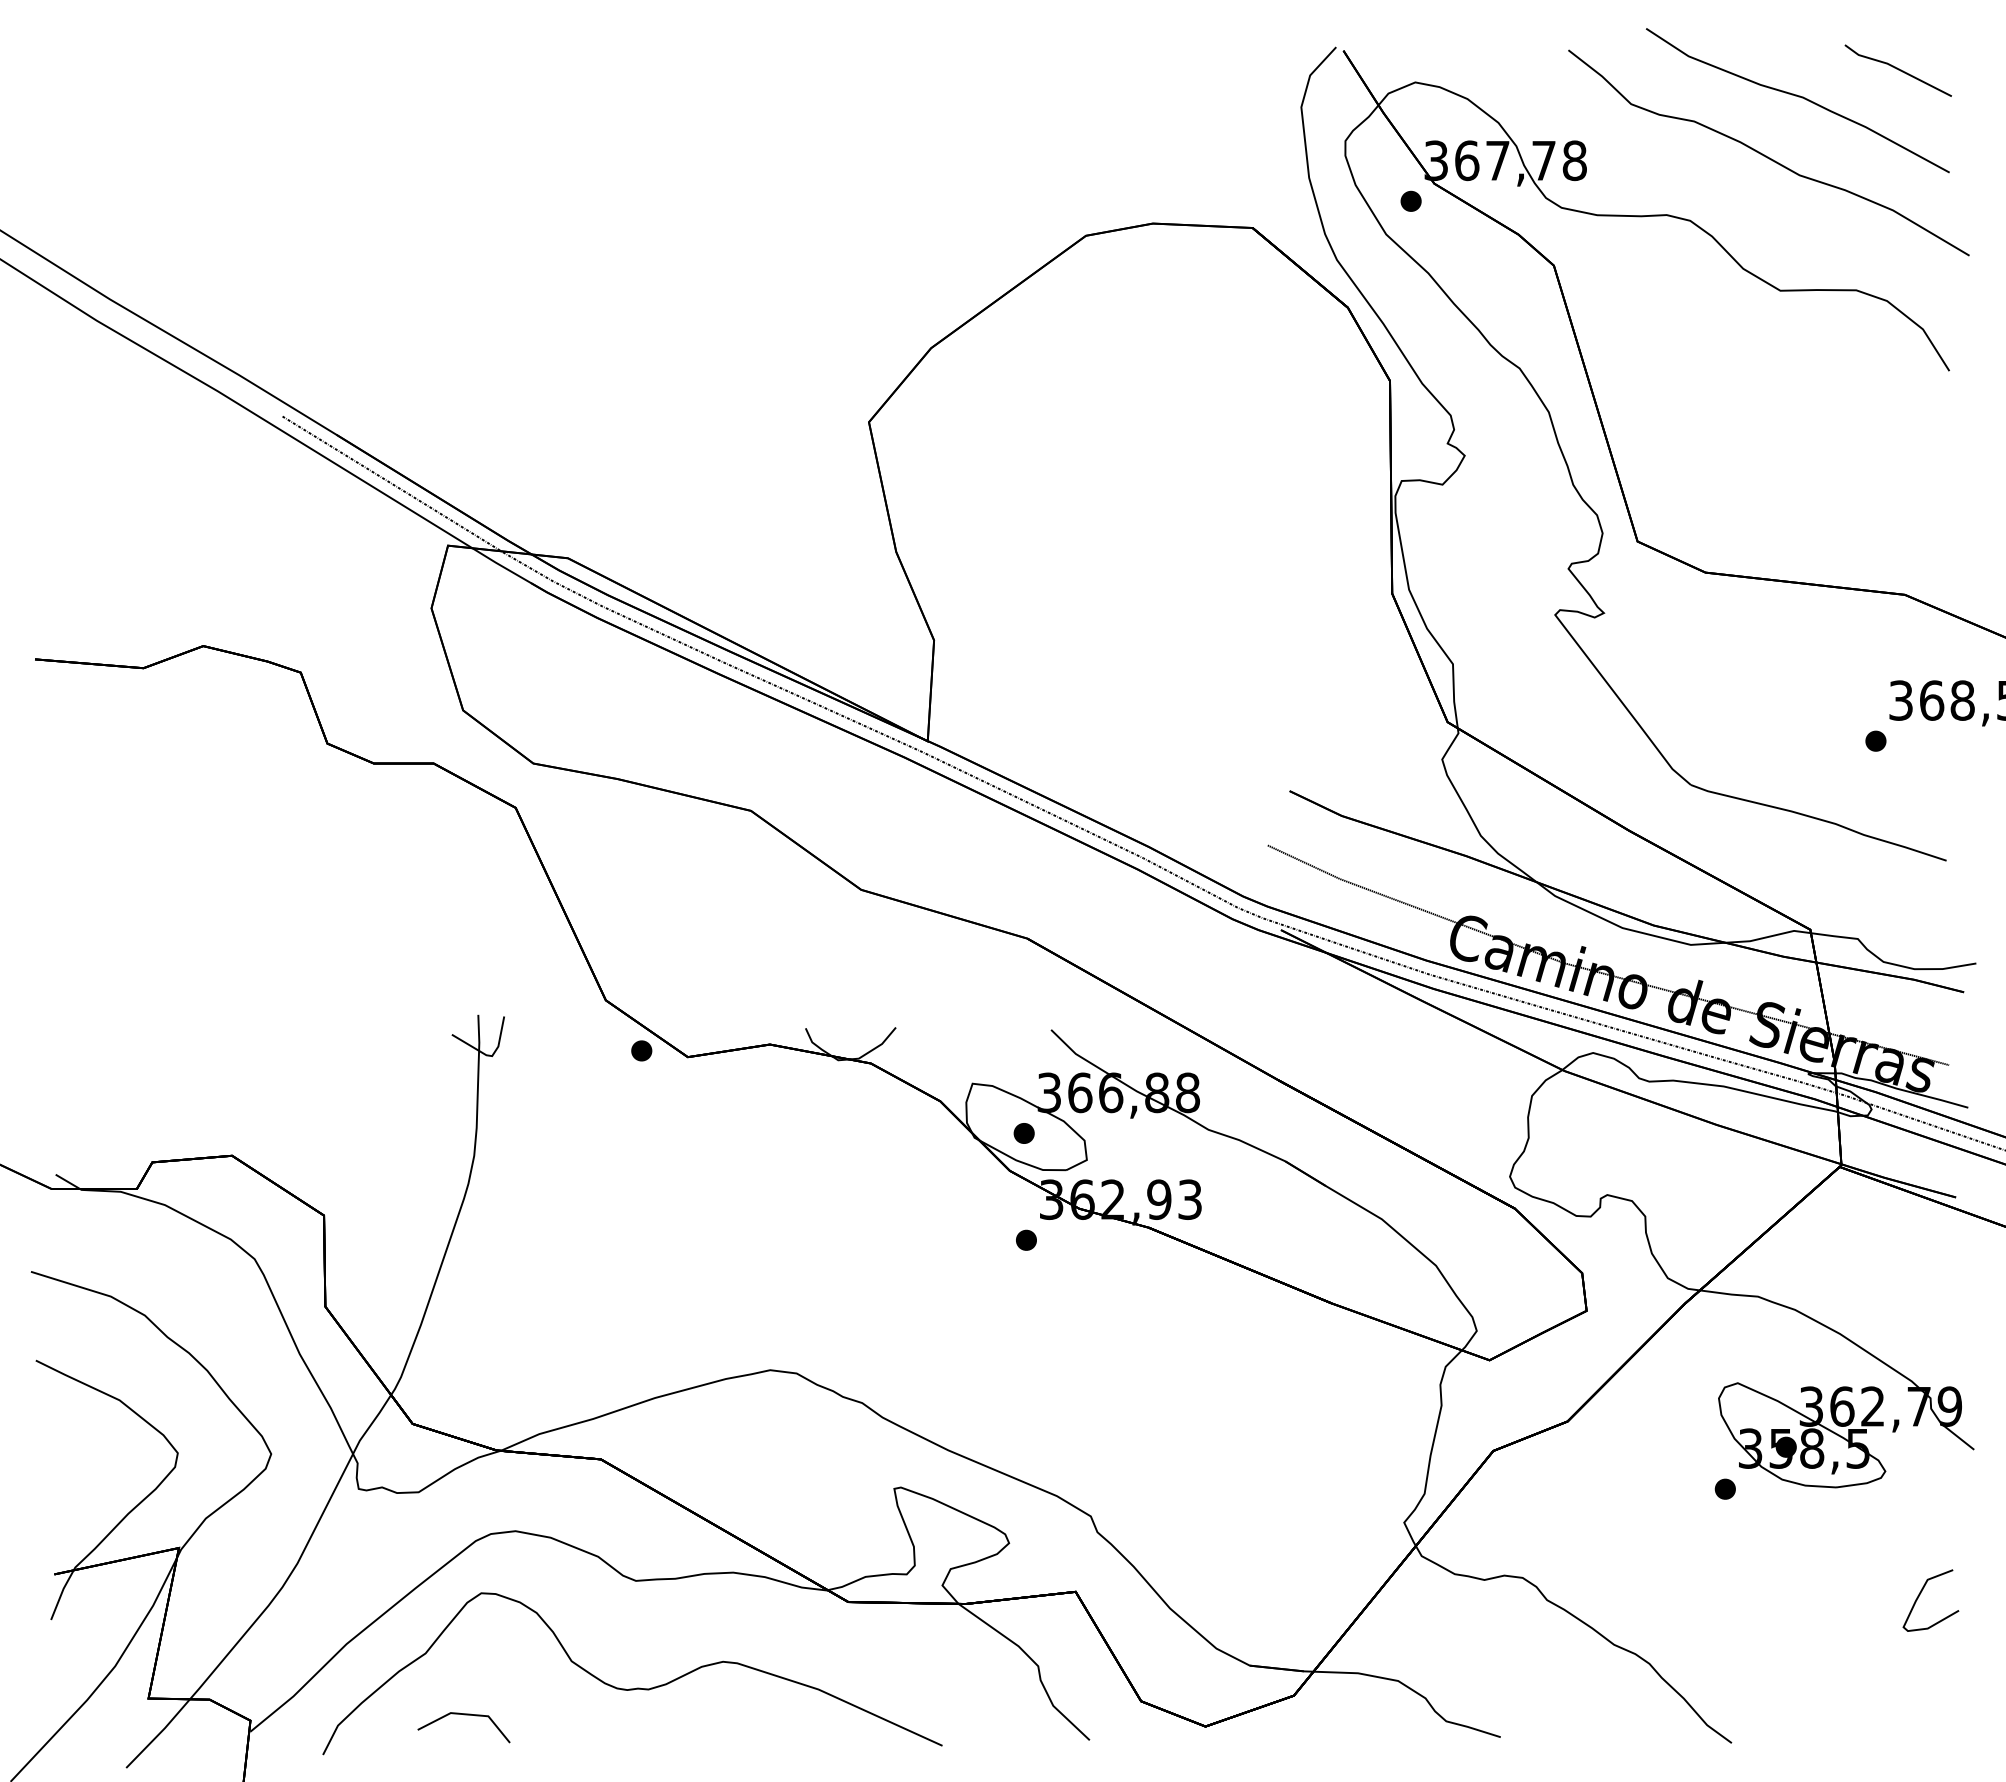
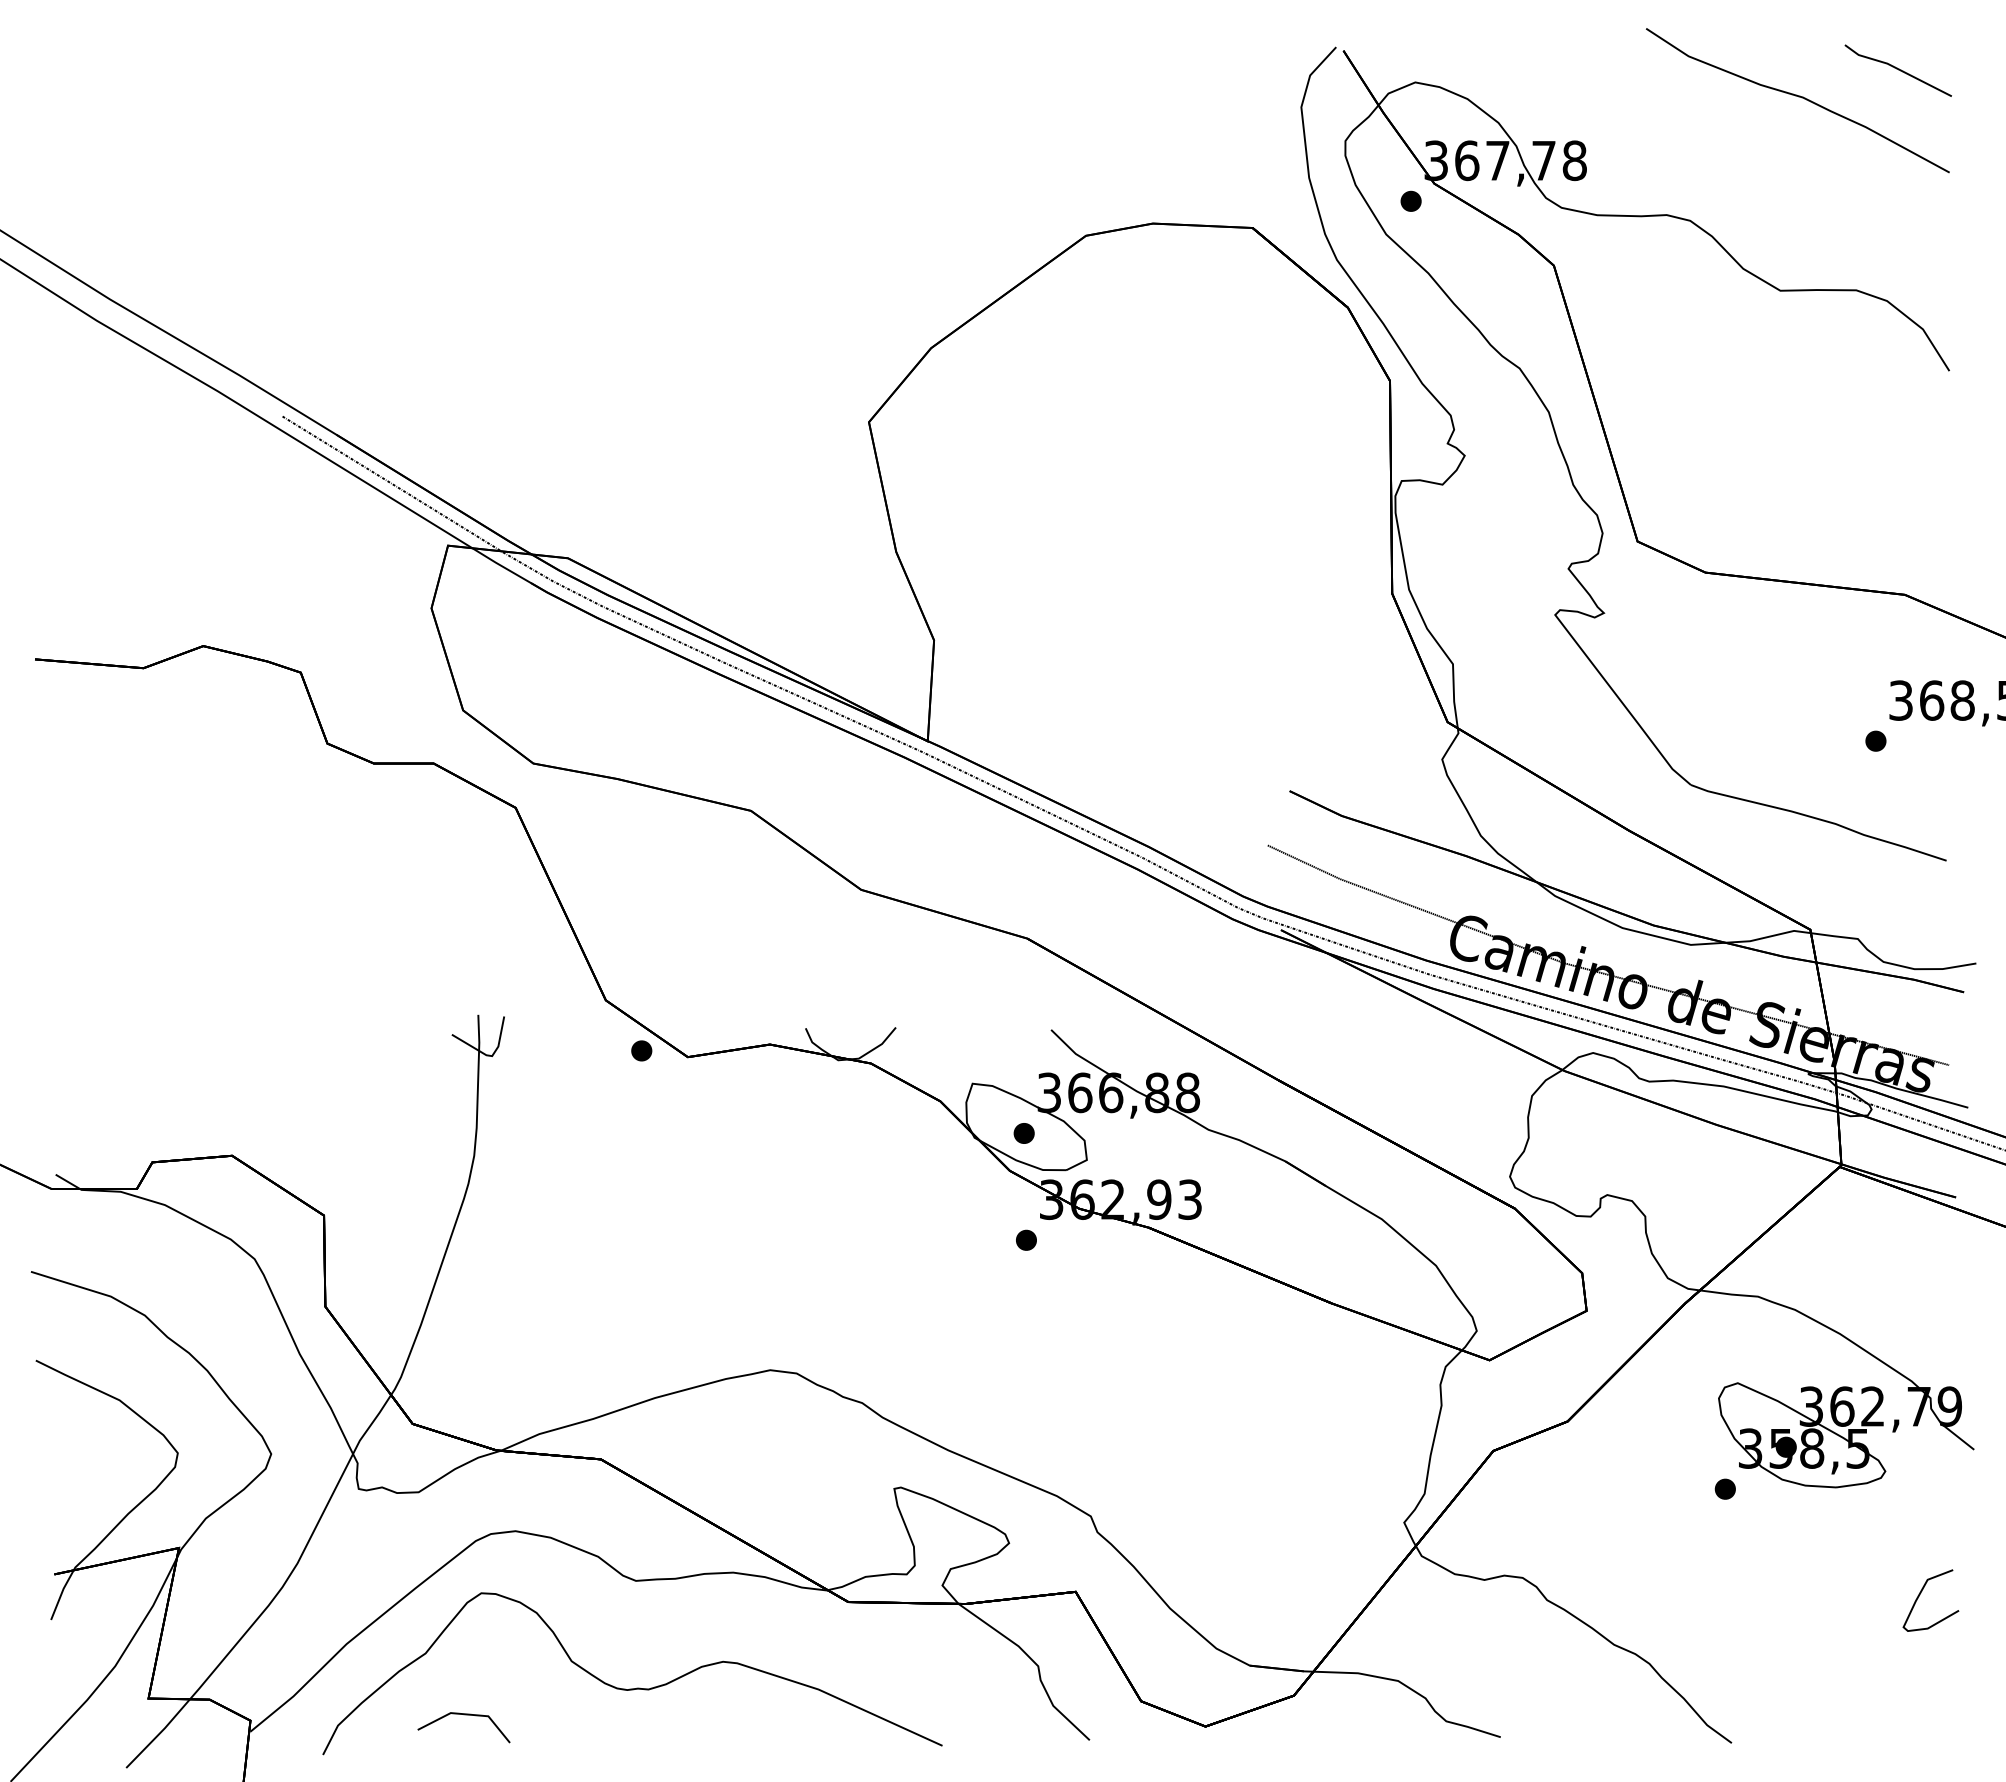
curve: present -> none (1766, 155)
